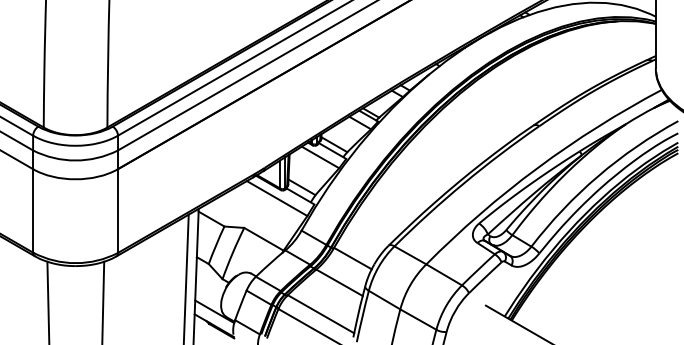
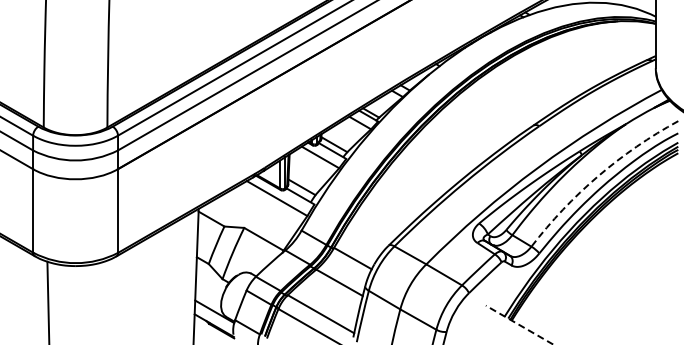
arc: solid -> dashed (598, 176)
line: present -> none (185, 277)
line: present -> none (103, 300)
line: solid -> dashed (519, 325)
